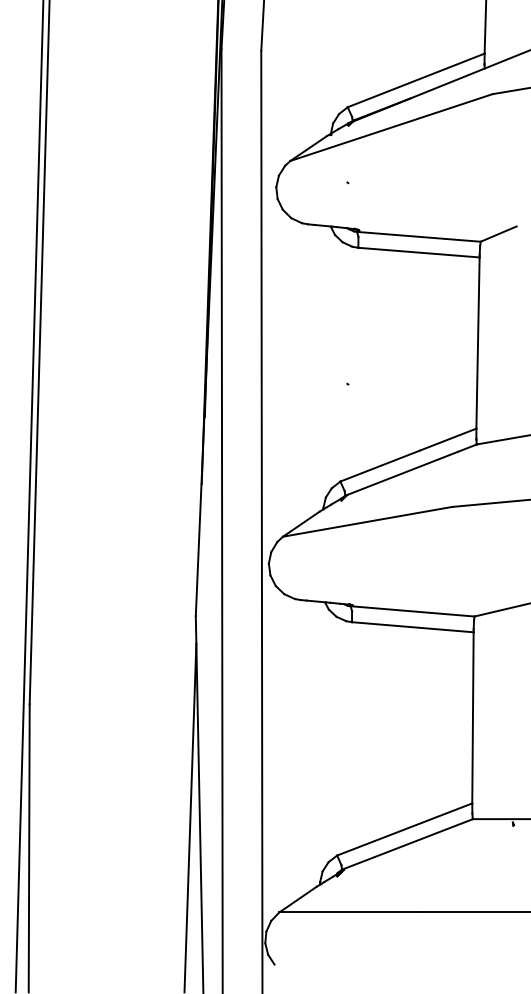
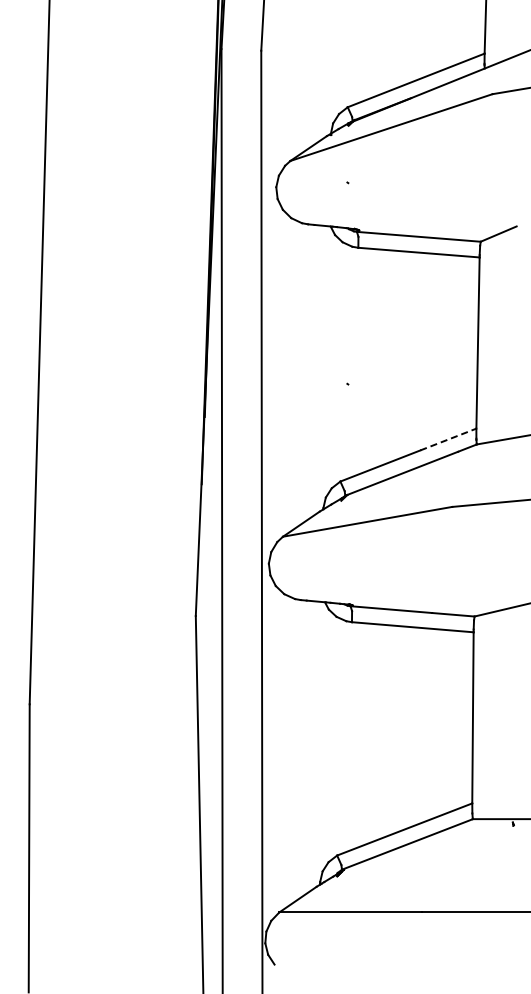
line: solid -> dashed (448, 439)
line: present -> none (29, 496)
line: present -> none (190, 816)
